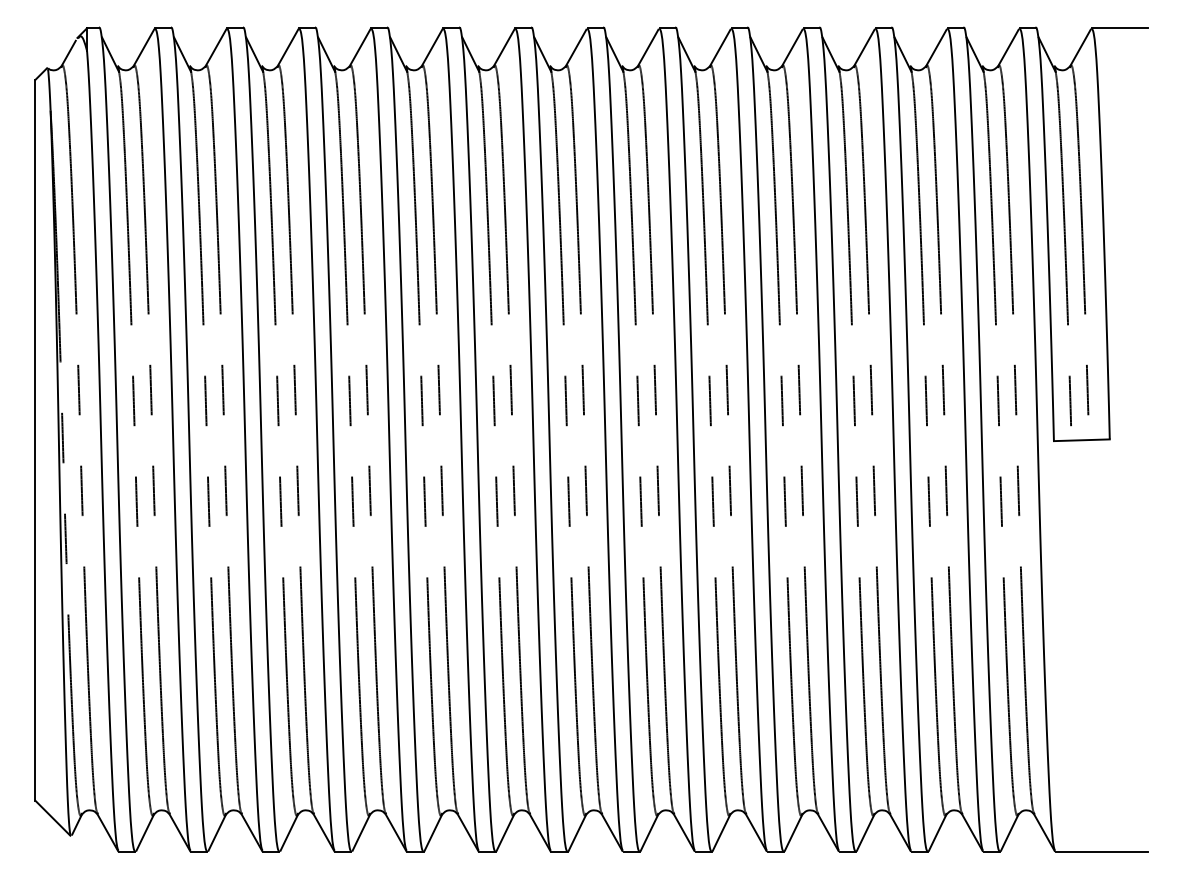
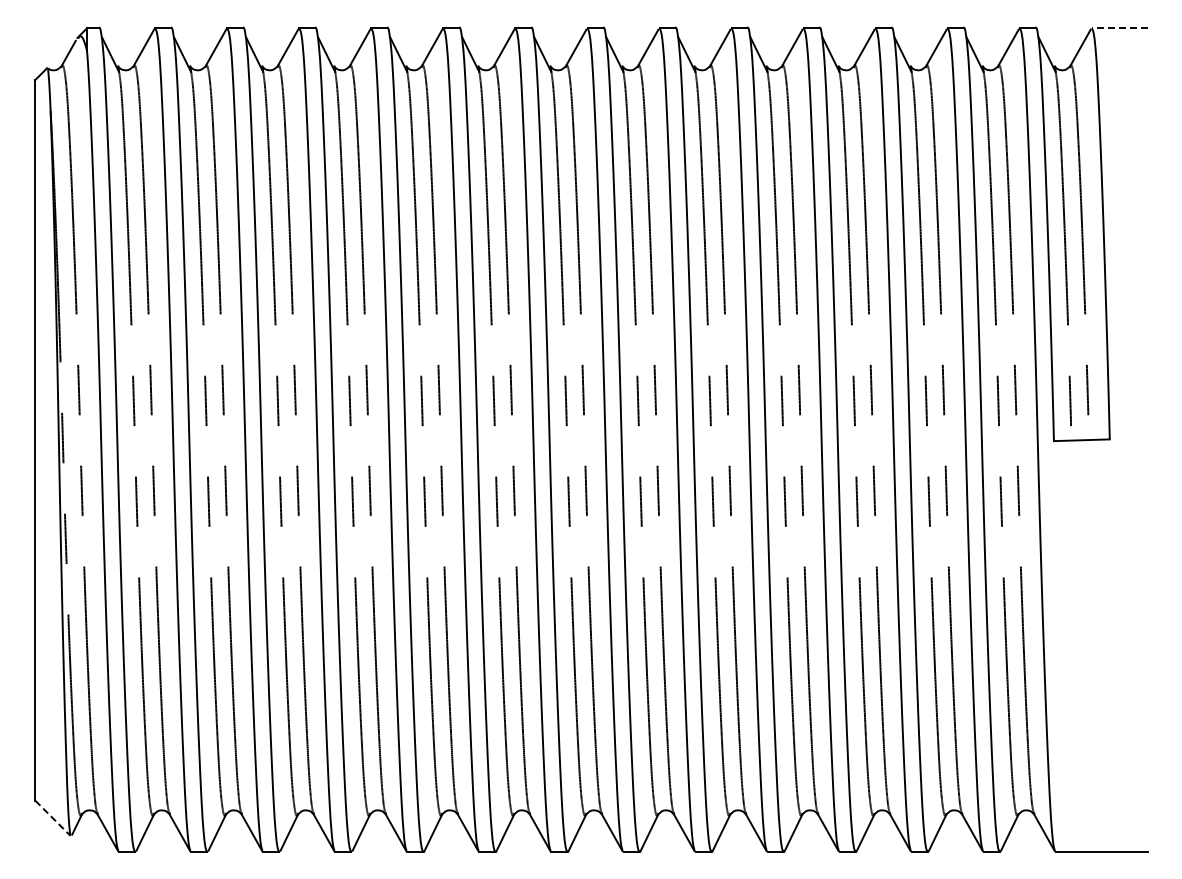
line: solid -> dashed (1119, 28)
line: solid -> dashed (52, 818)
